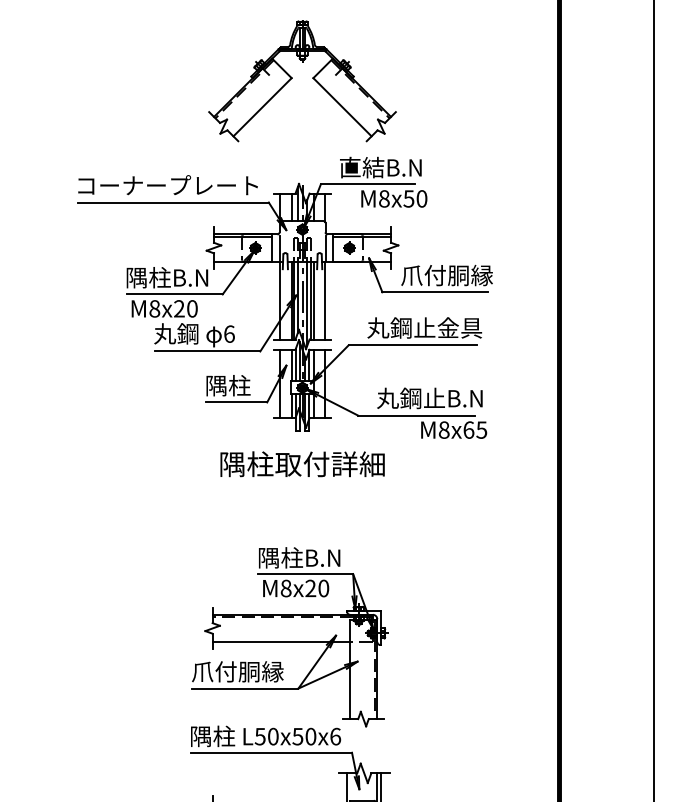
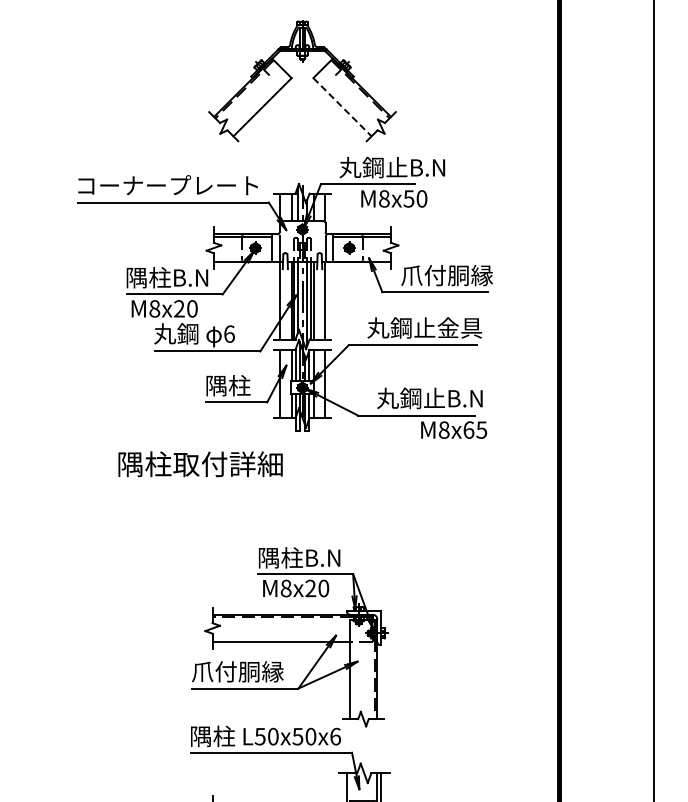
line: solid -> dashed (342, 107)
text: 直結B.N -> 丸鋼止B.N (392, 167)
text position: (302, 464) -> (200, 464) (200, 464)
